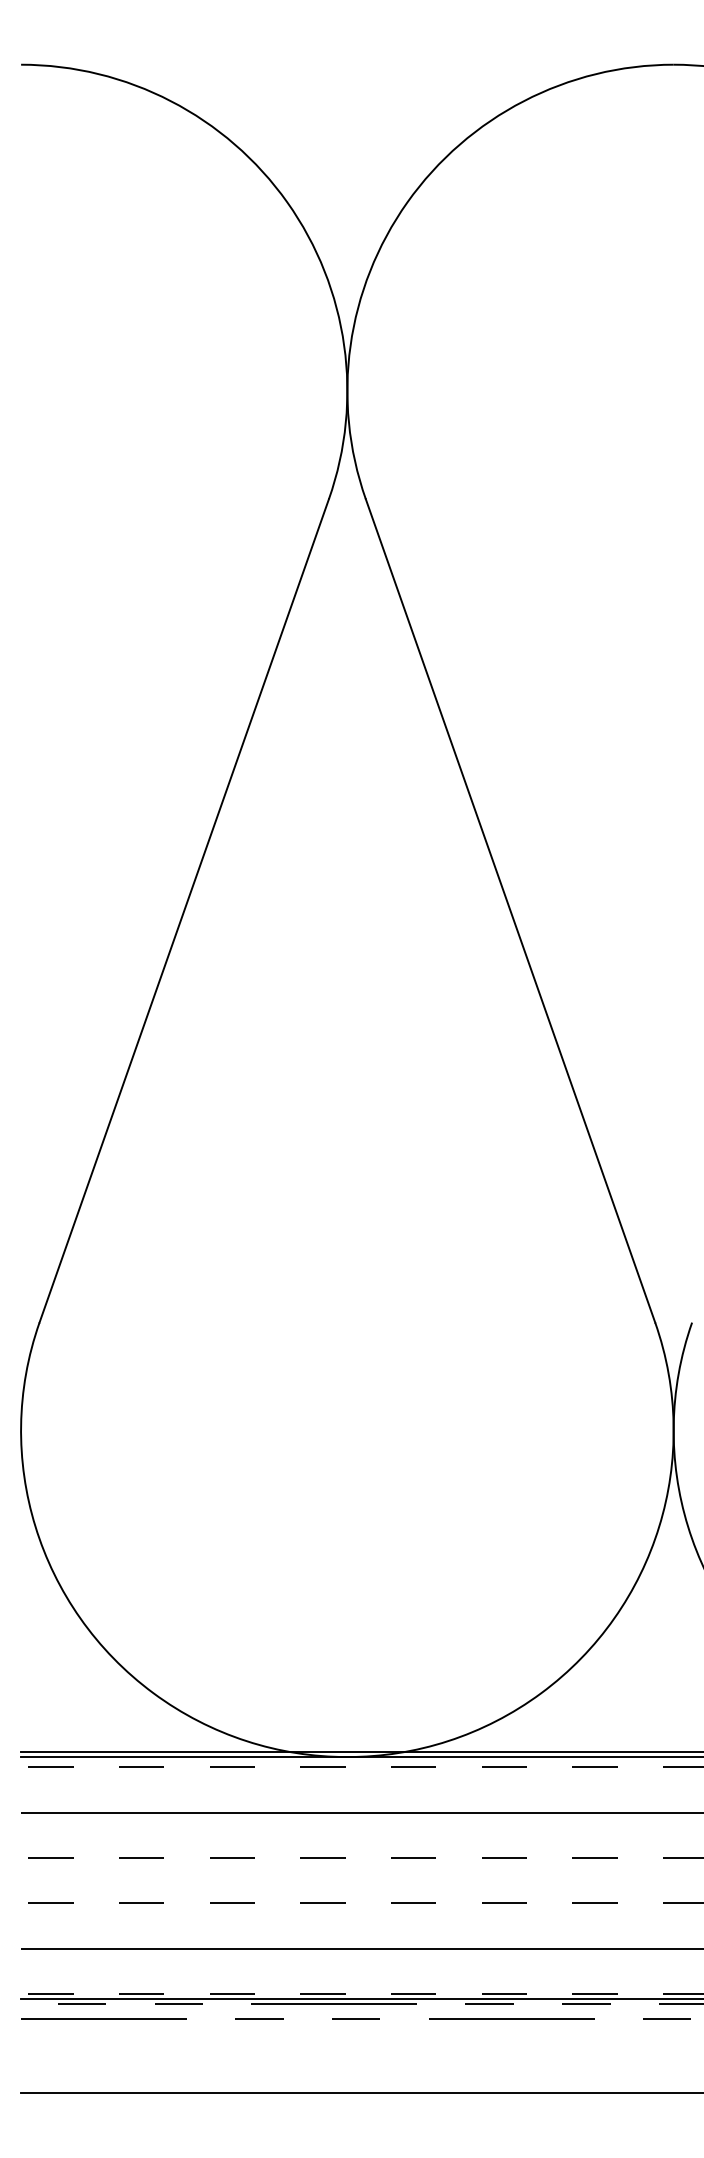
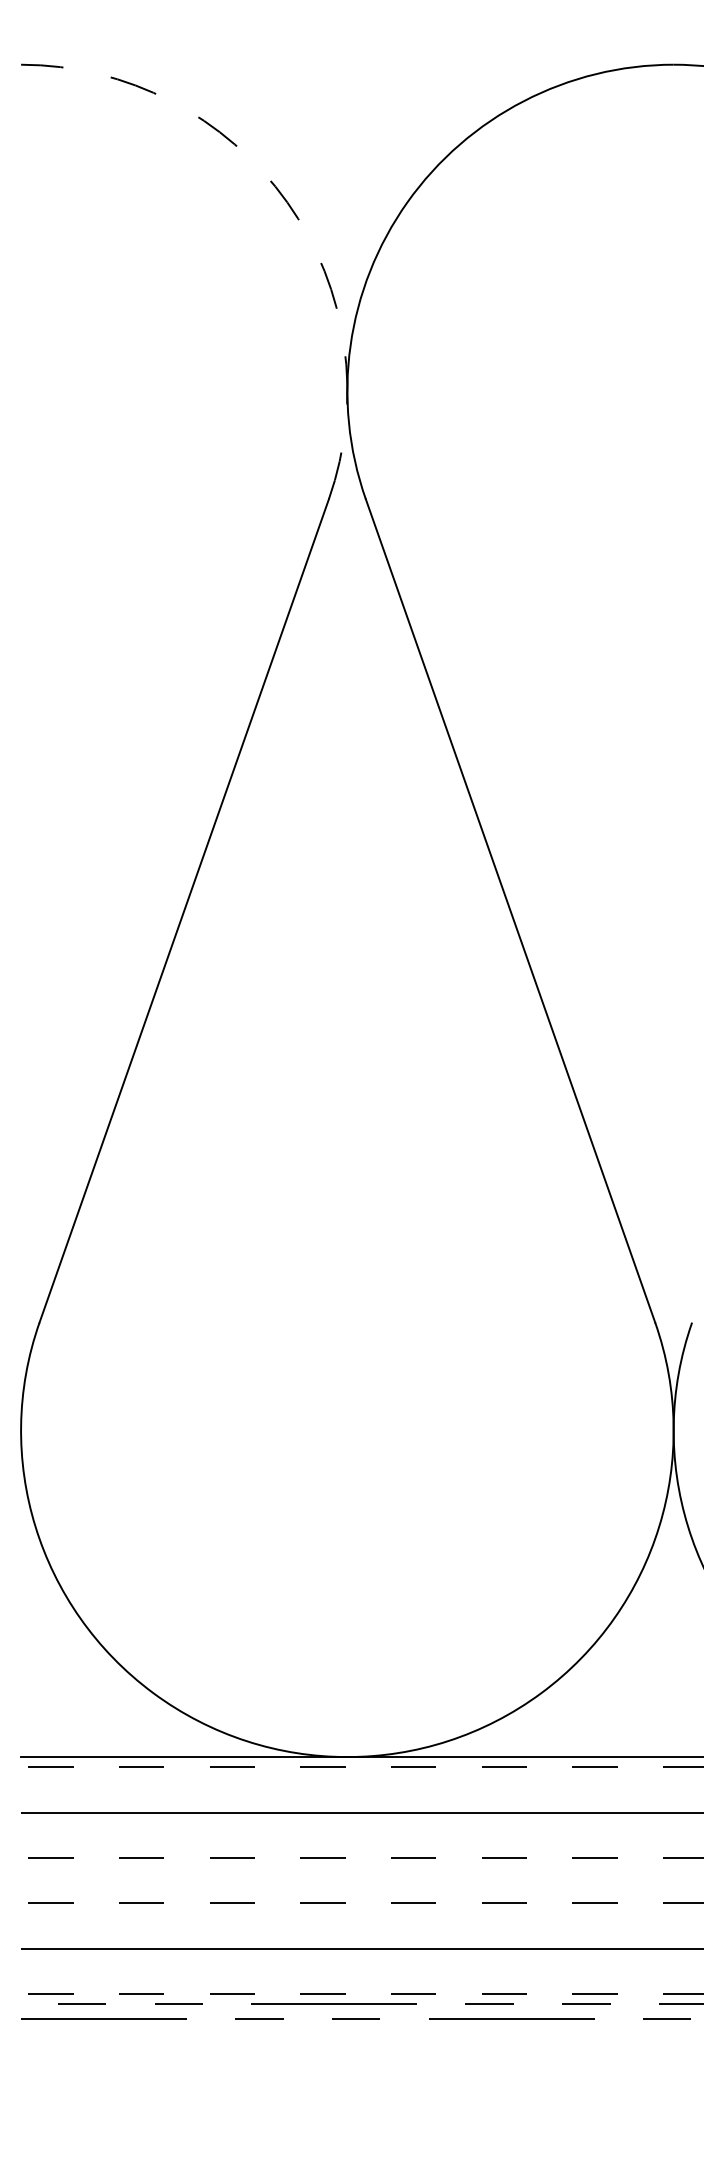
arc: solid -> dashed (287, 202)
line: present -> none (360, 1752)
line: present -> none (360, 1998)
line: present -> none (360, 2093)
